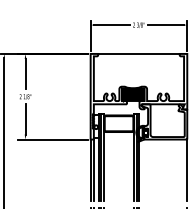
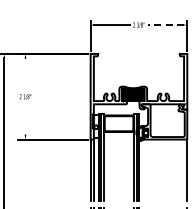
line: solid -> dashed (165, 25)
line: present -> none (138, 53)
line: present -> none (25, 73)
line: present -> none (25, 119)
